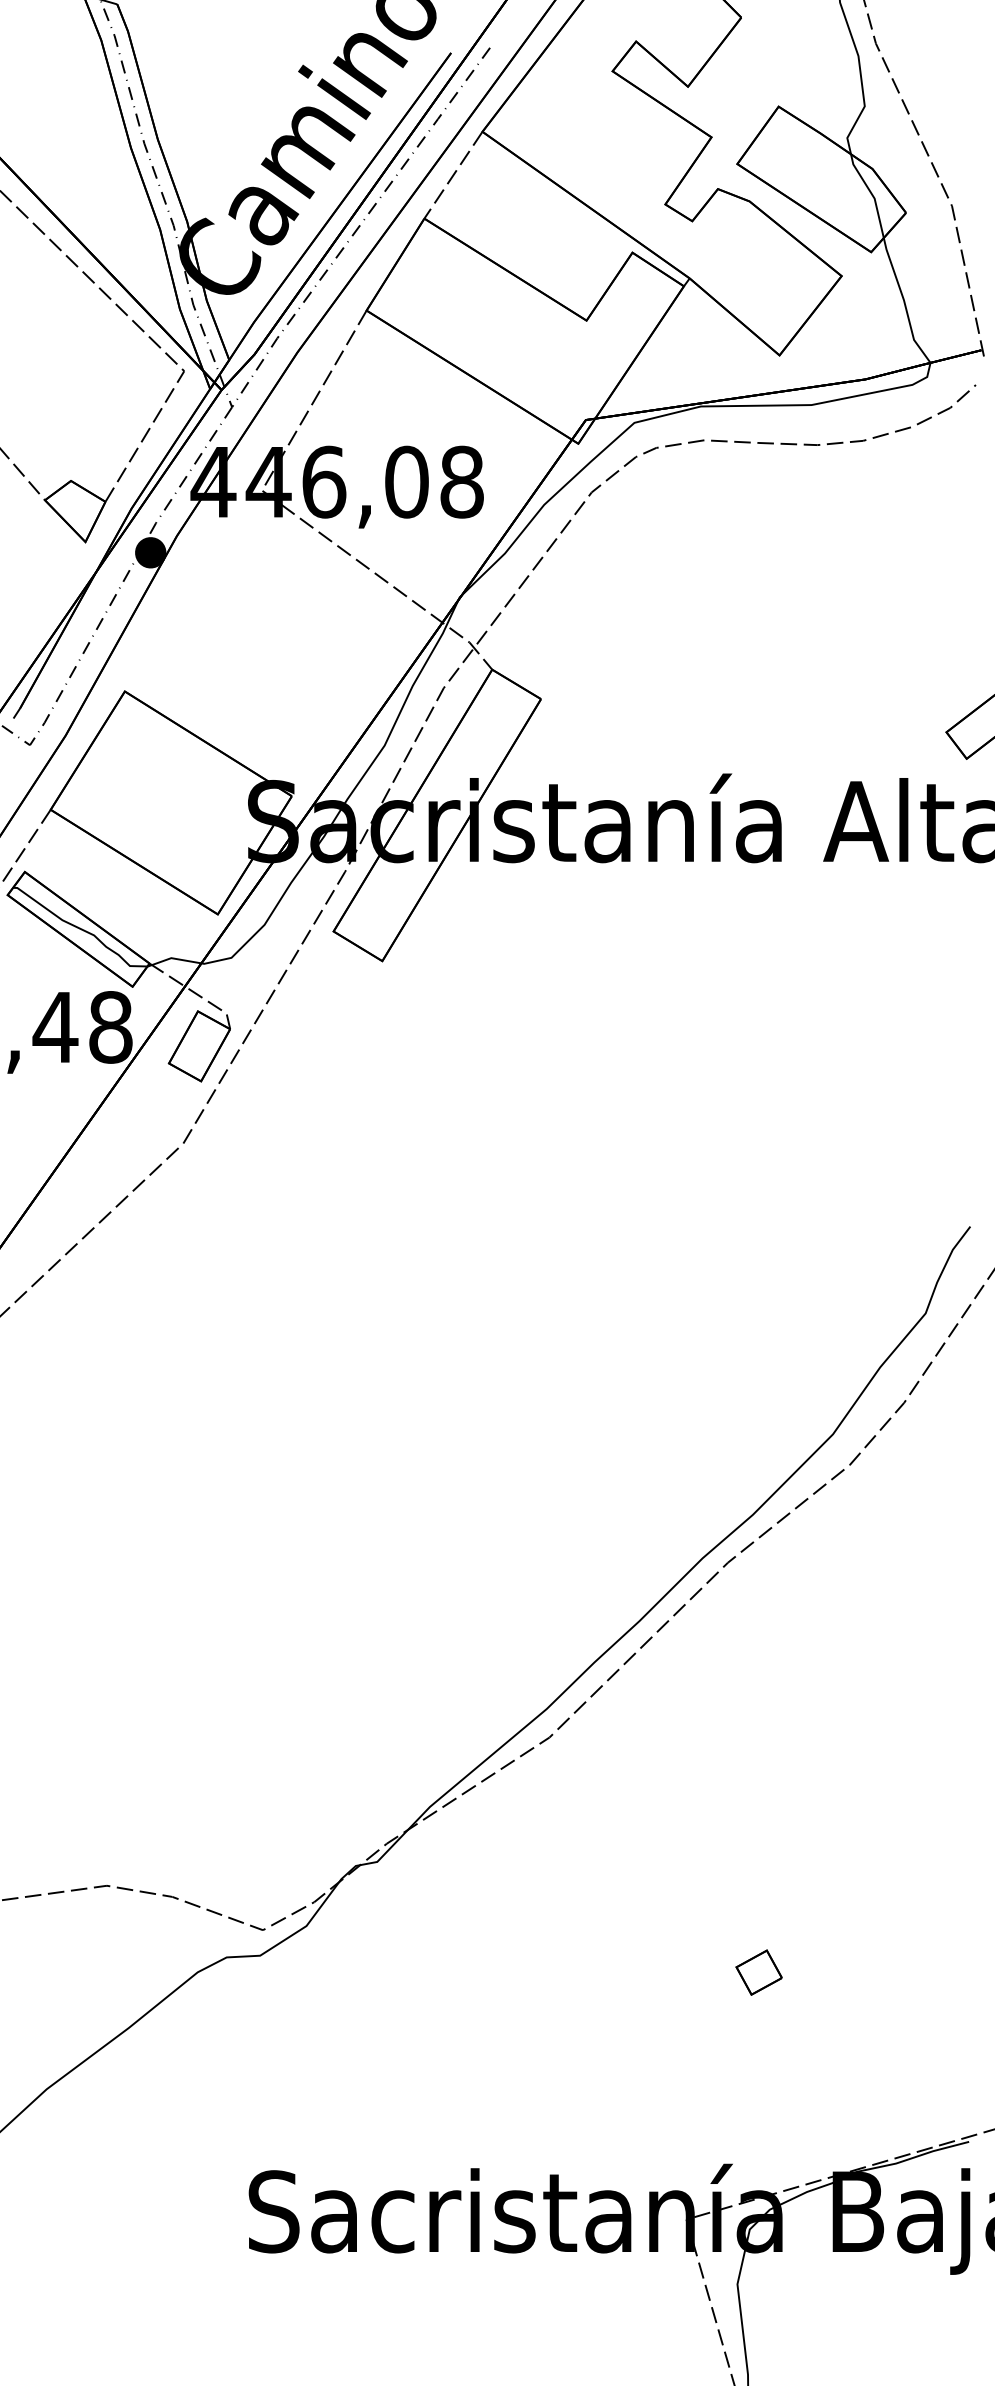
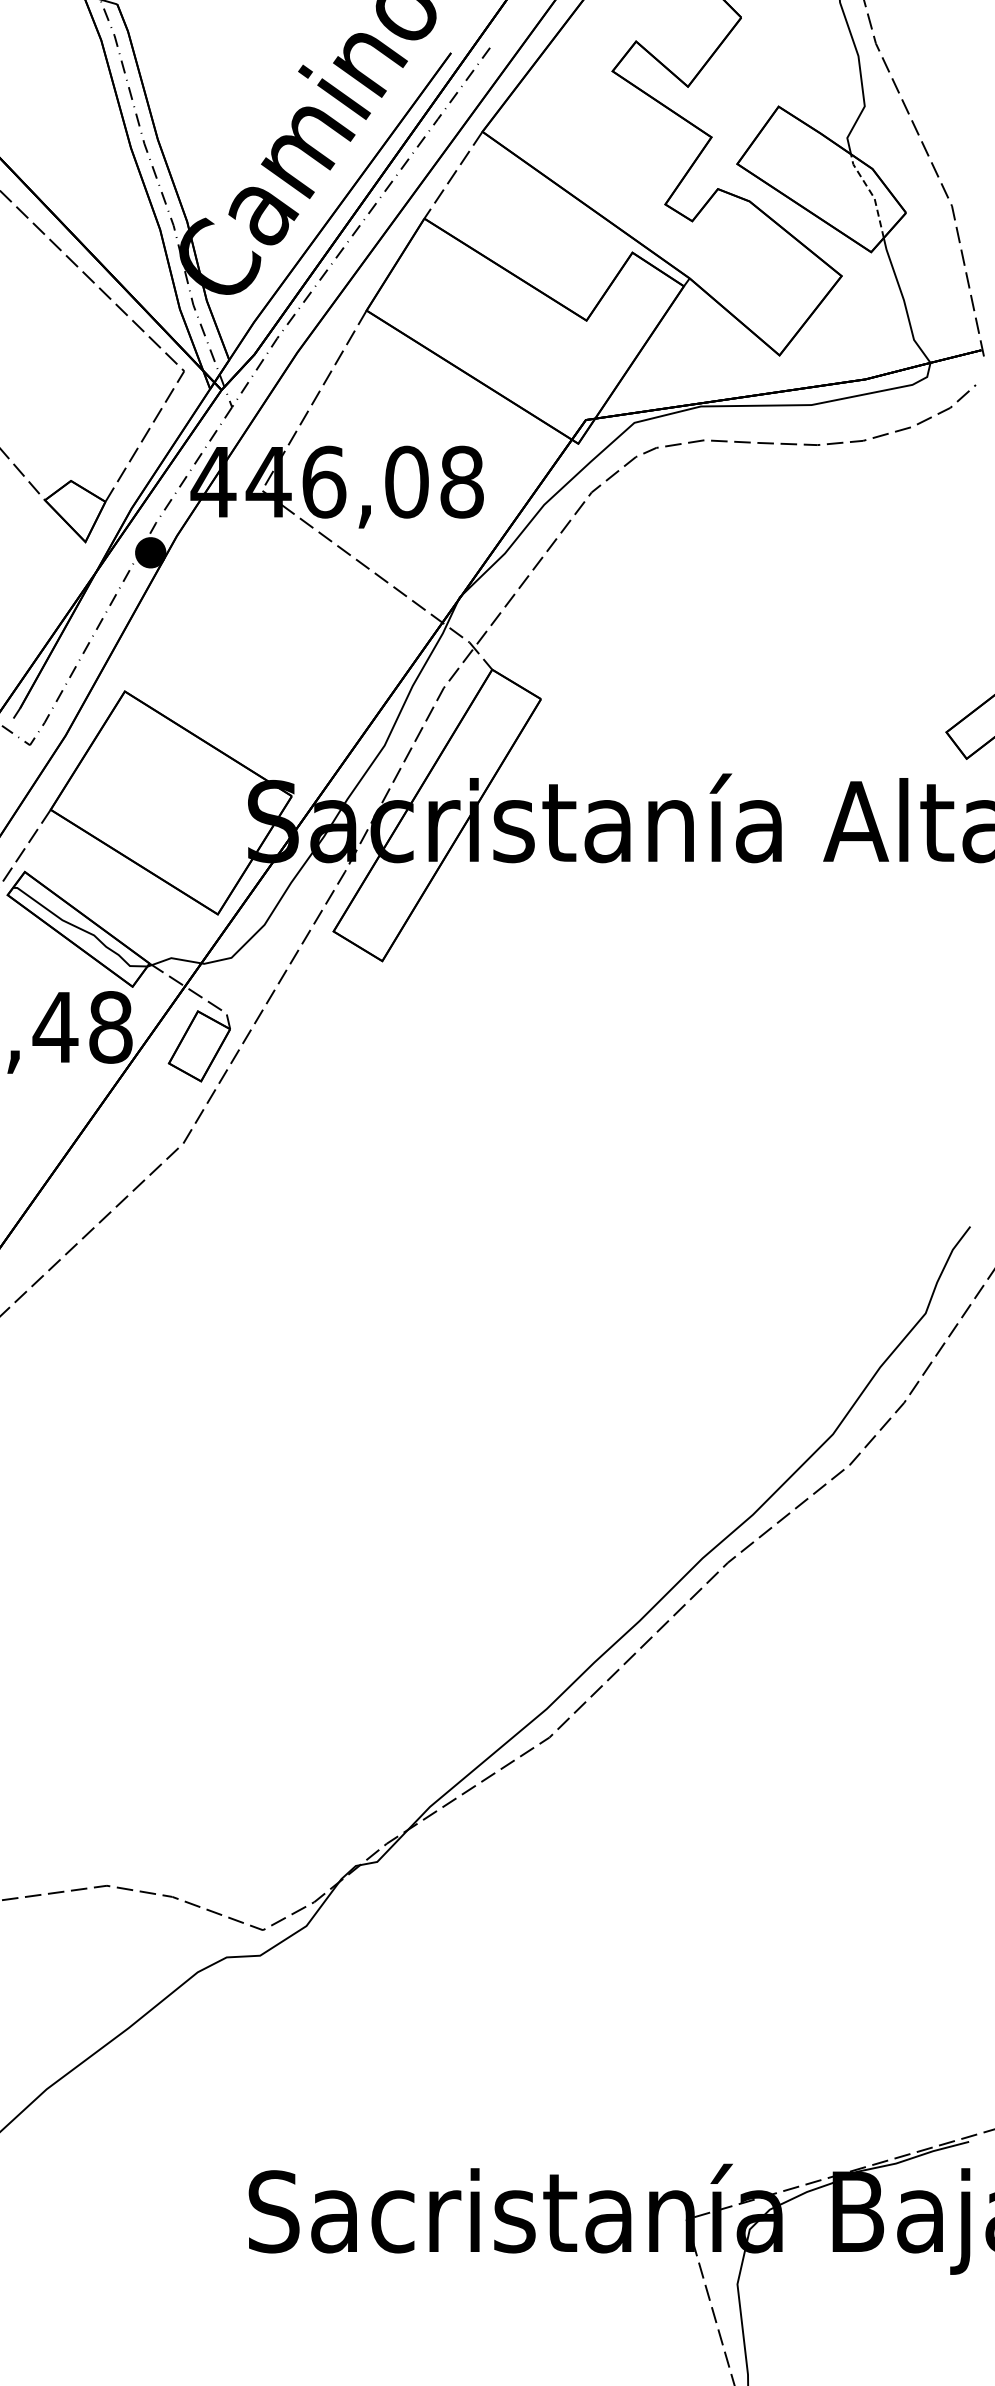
line: solid -> dashed (871, 193)
part: present -> none (758, 1972)
